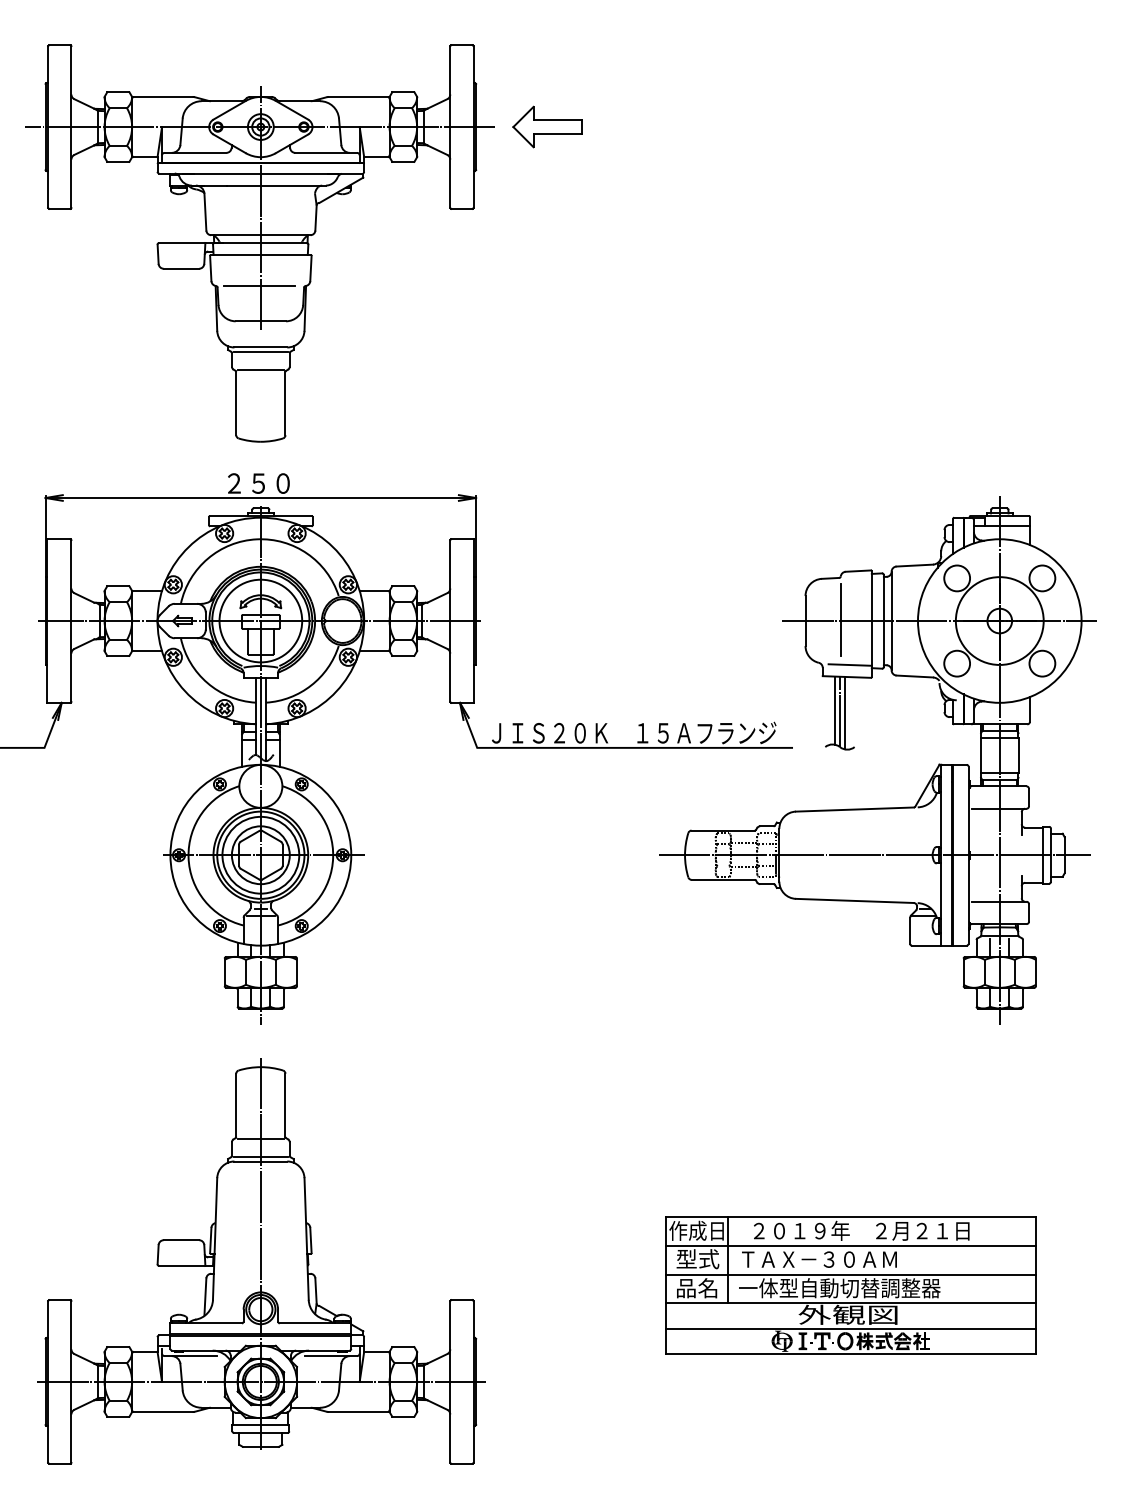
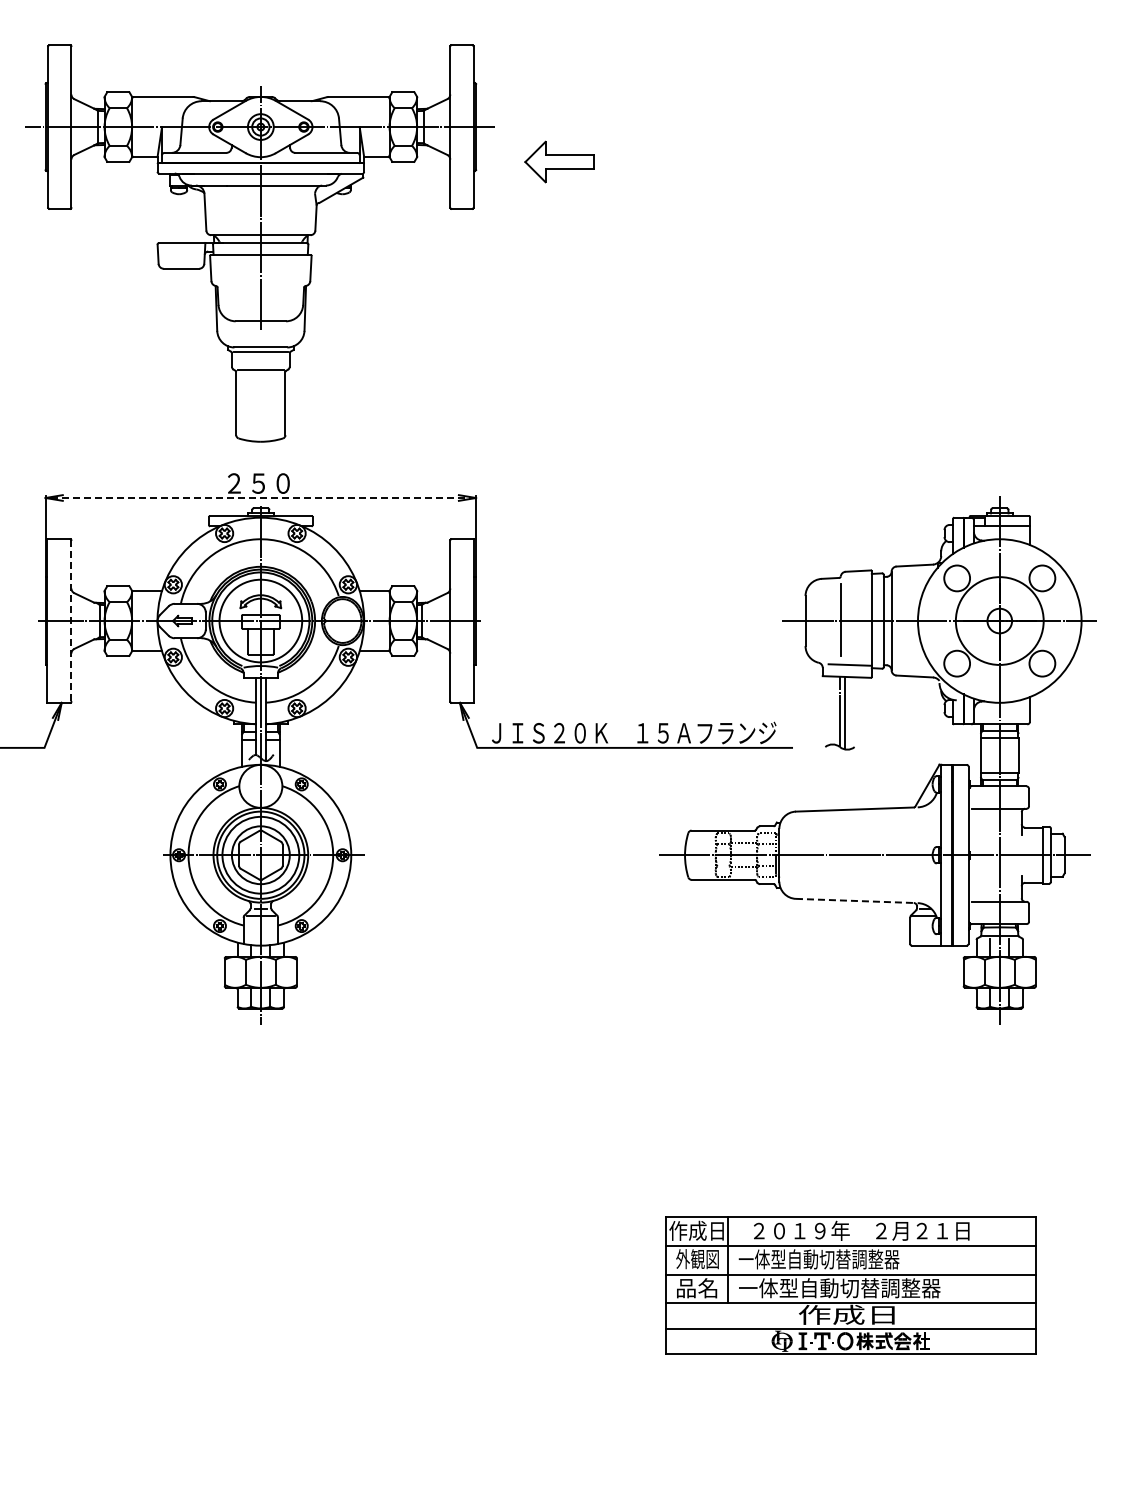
part position: (547, 126) -> (559, 161) (559, 161)
line: present -> none (259, 286)
line: solid -> dashed (260, 498)
line: solid -> dashed (71, 621)
line: present -> none (834, 710)
line: solid -> dashed (854, 900)
text: 型式 -> 外観図 (697, 1259)
text: ＴＡＸ－３０ＡＭ -> 一体型自動切替調整器 (818, 1259)
part: present -> none (261, 1261)
text: 外観図 -> 作成日 (847, 1314)
